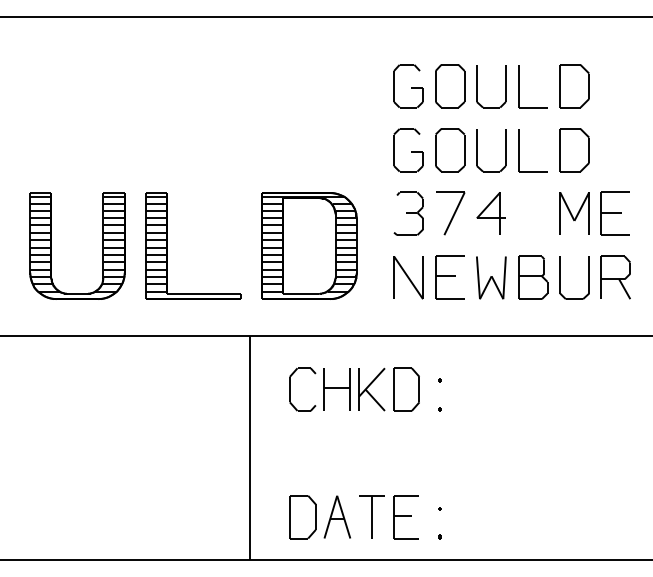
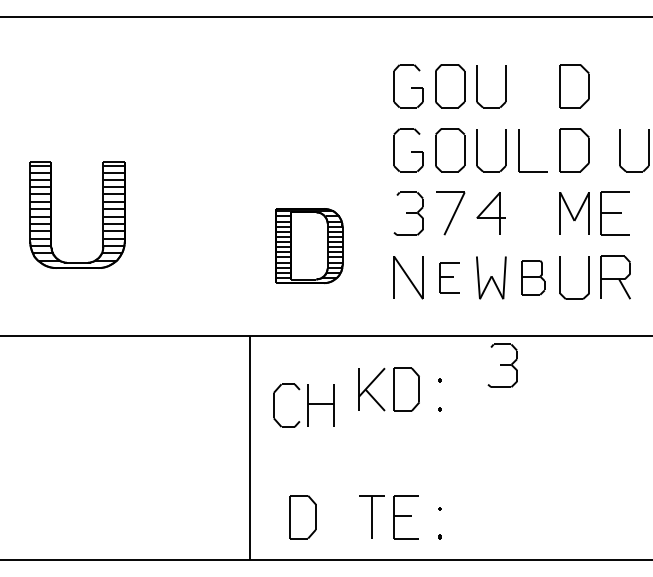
part: present -> none (519, 86)
part: none -> present (620, 150)
part position: (102, 245) -> (102, 214) (102, 214)
part: present -> none (167, 245)
part size: 97x108 px -> 69x76 px (309, 245)
part size: 30x45 px -> 21x32 px (449, 277)
part size: 31x45 px -> 25x36 px (533, 277)
part: none -> present (502, 365)
part position: (319, 389) -> (303, 405) (303, 405)
part: present -> none (336, 516)
